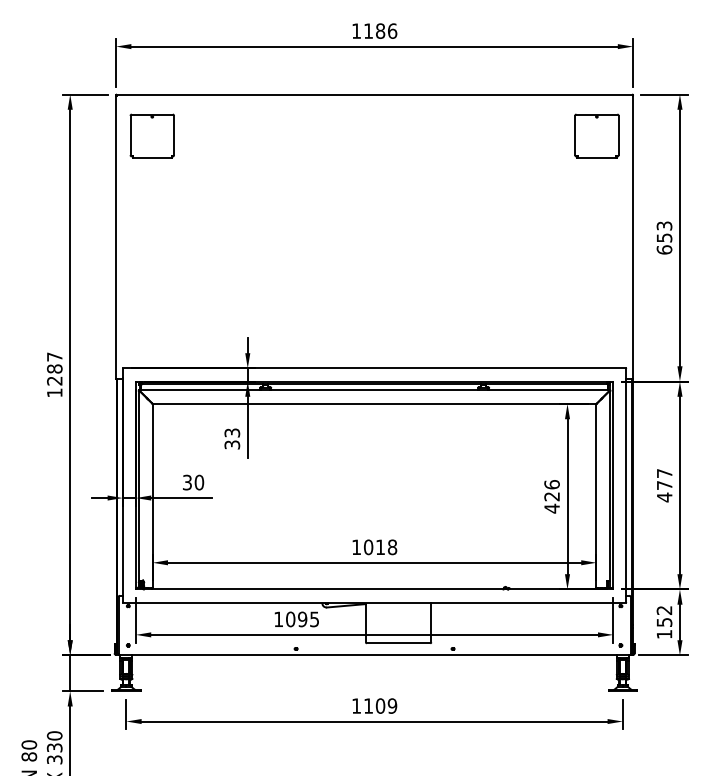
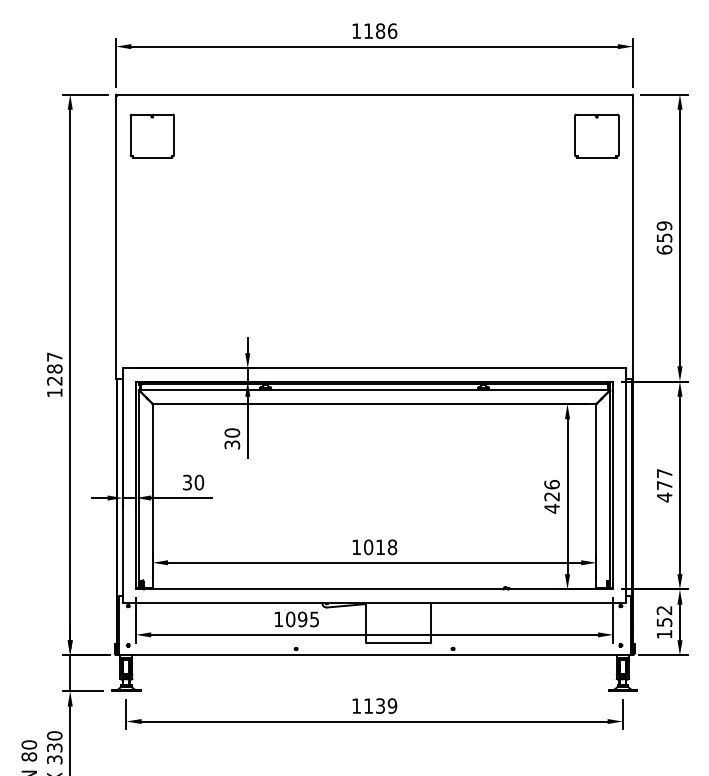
text: 653 -> 659 (664, 225)
text: 33 -> 30 (232, 432)
text: 1109 -> 1139 (380, 705)
